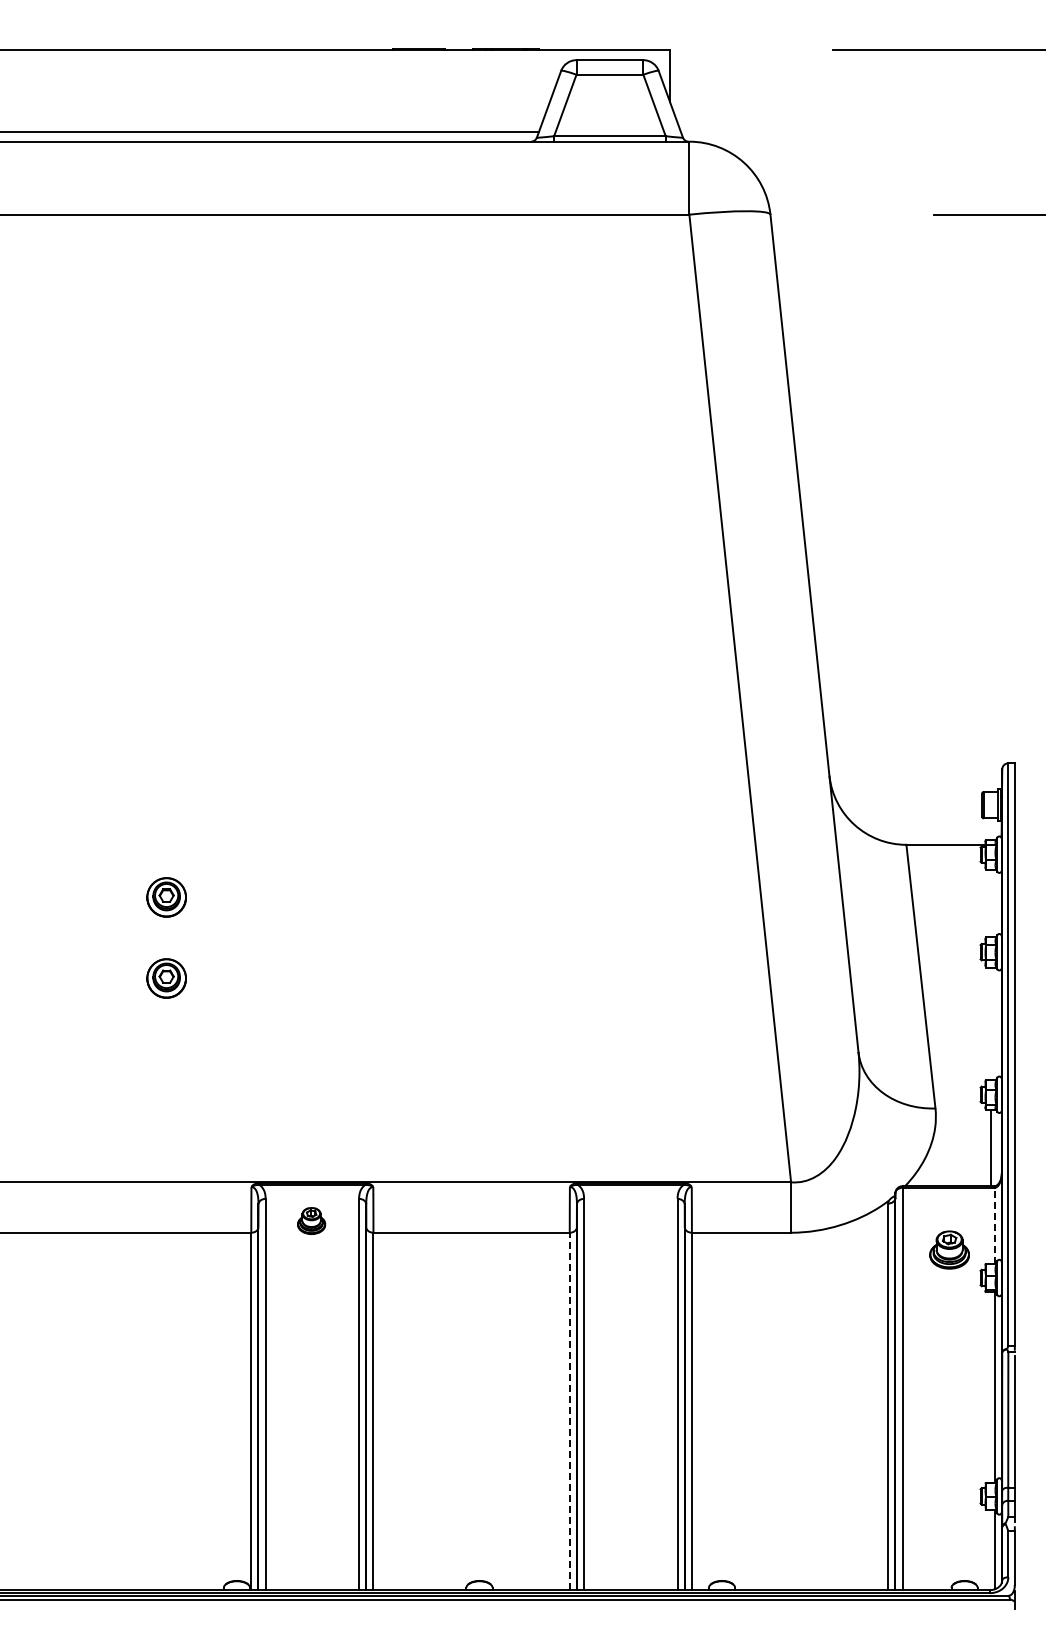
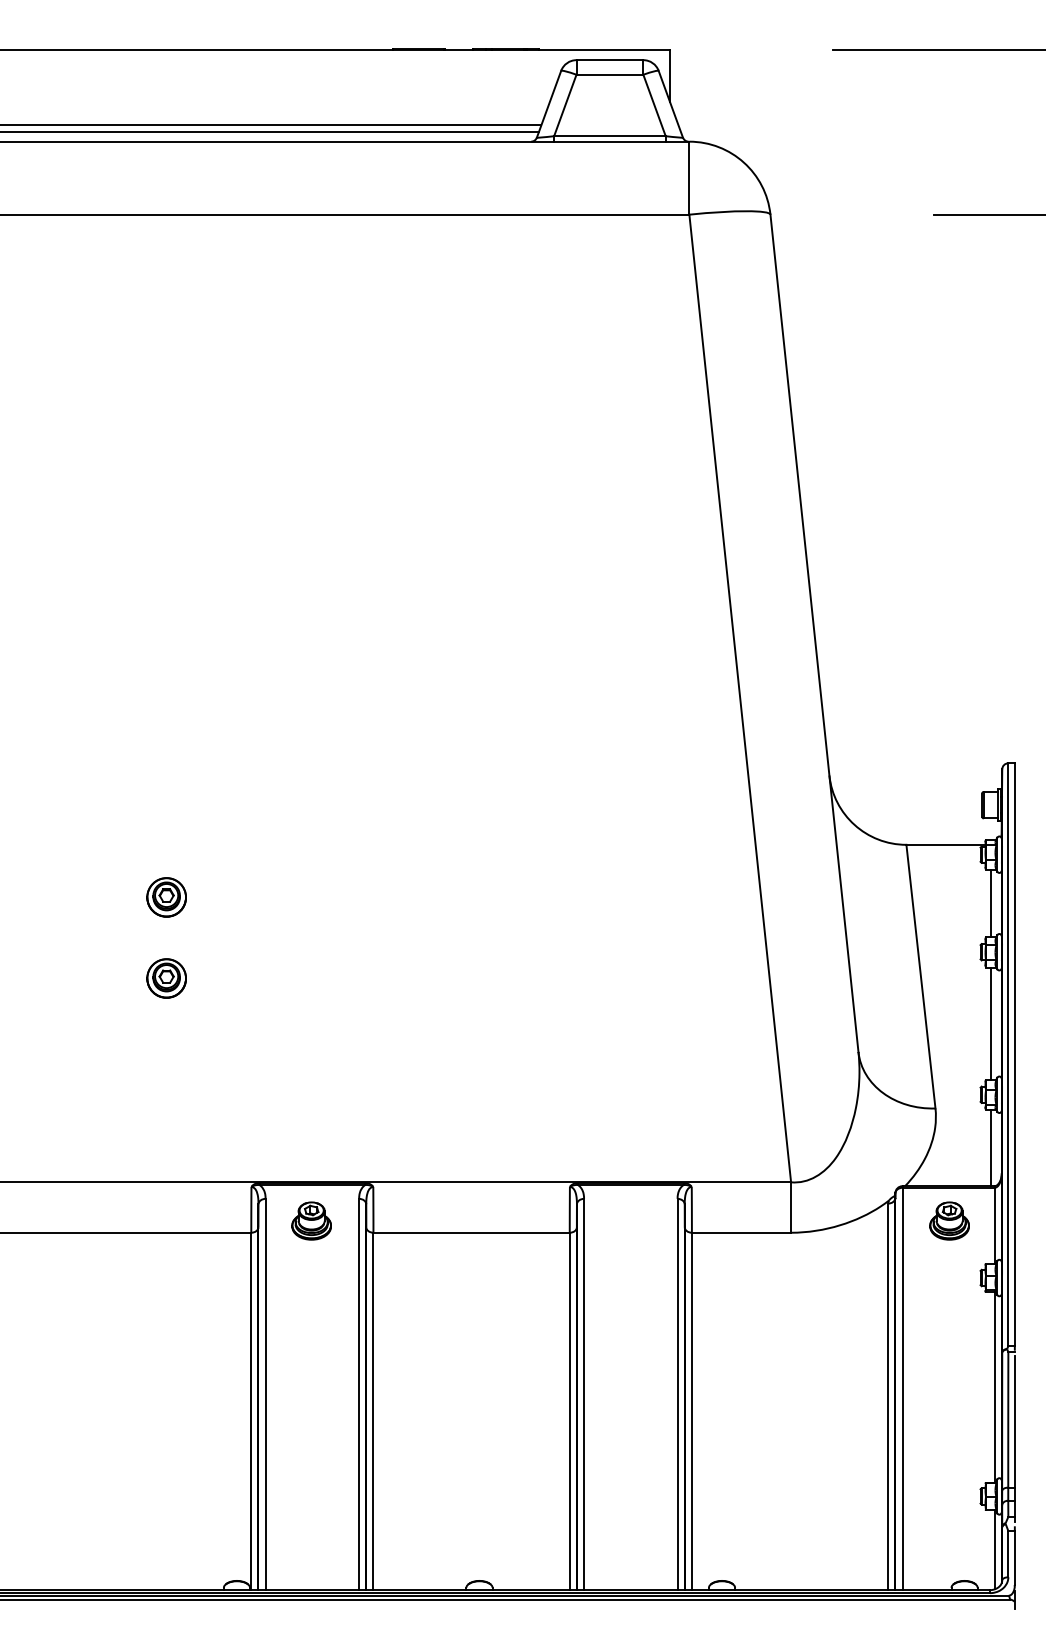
line: none -> present (271, 125)
line: none -> present (991, 902)
line: none -> present (991, 1023)
part size: 30x28 px -> 41x40 px (311, 1220)
line: dashed -> solid (994, 1225)
part position: (949, 1249) -> (949, 1220) (949, 1220)
line: dashed -> solid (569, 1411)
